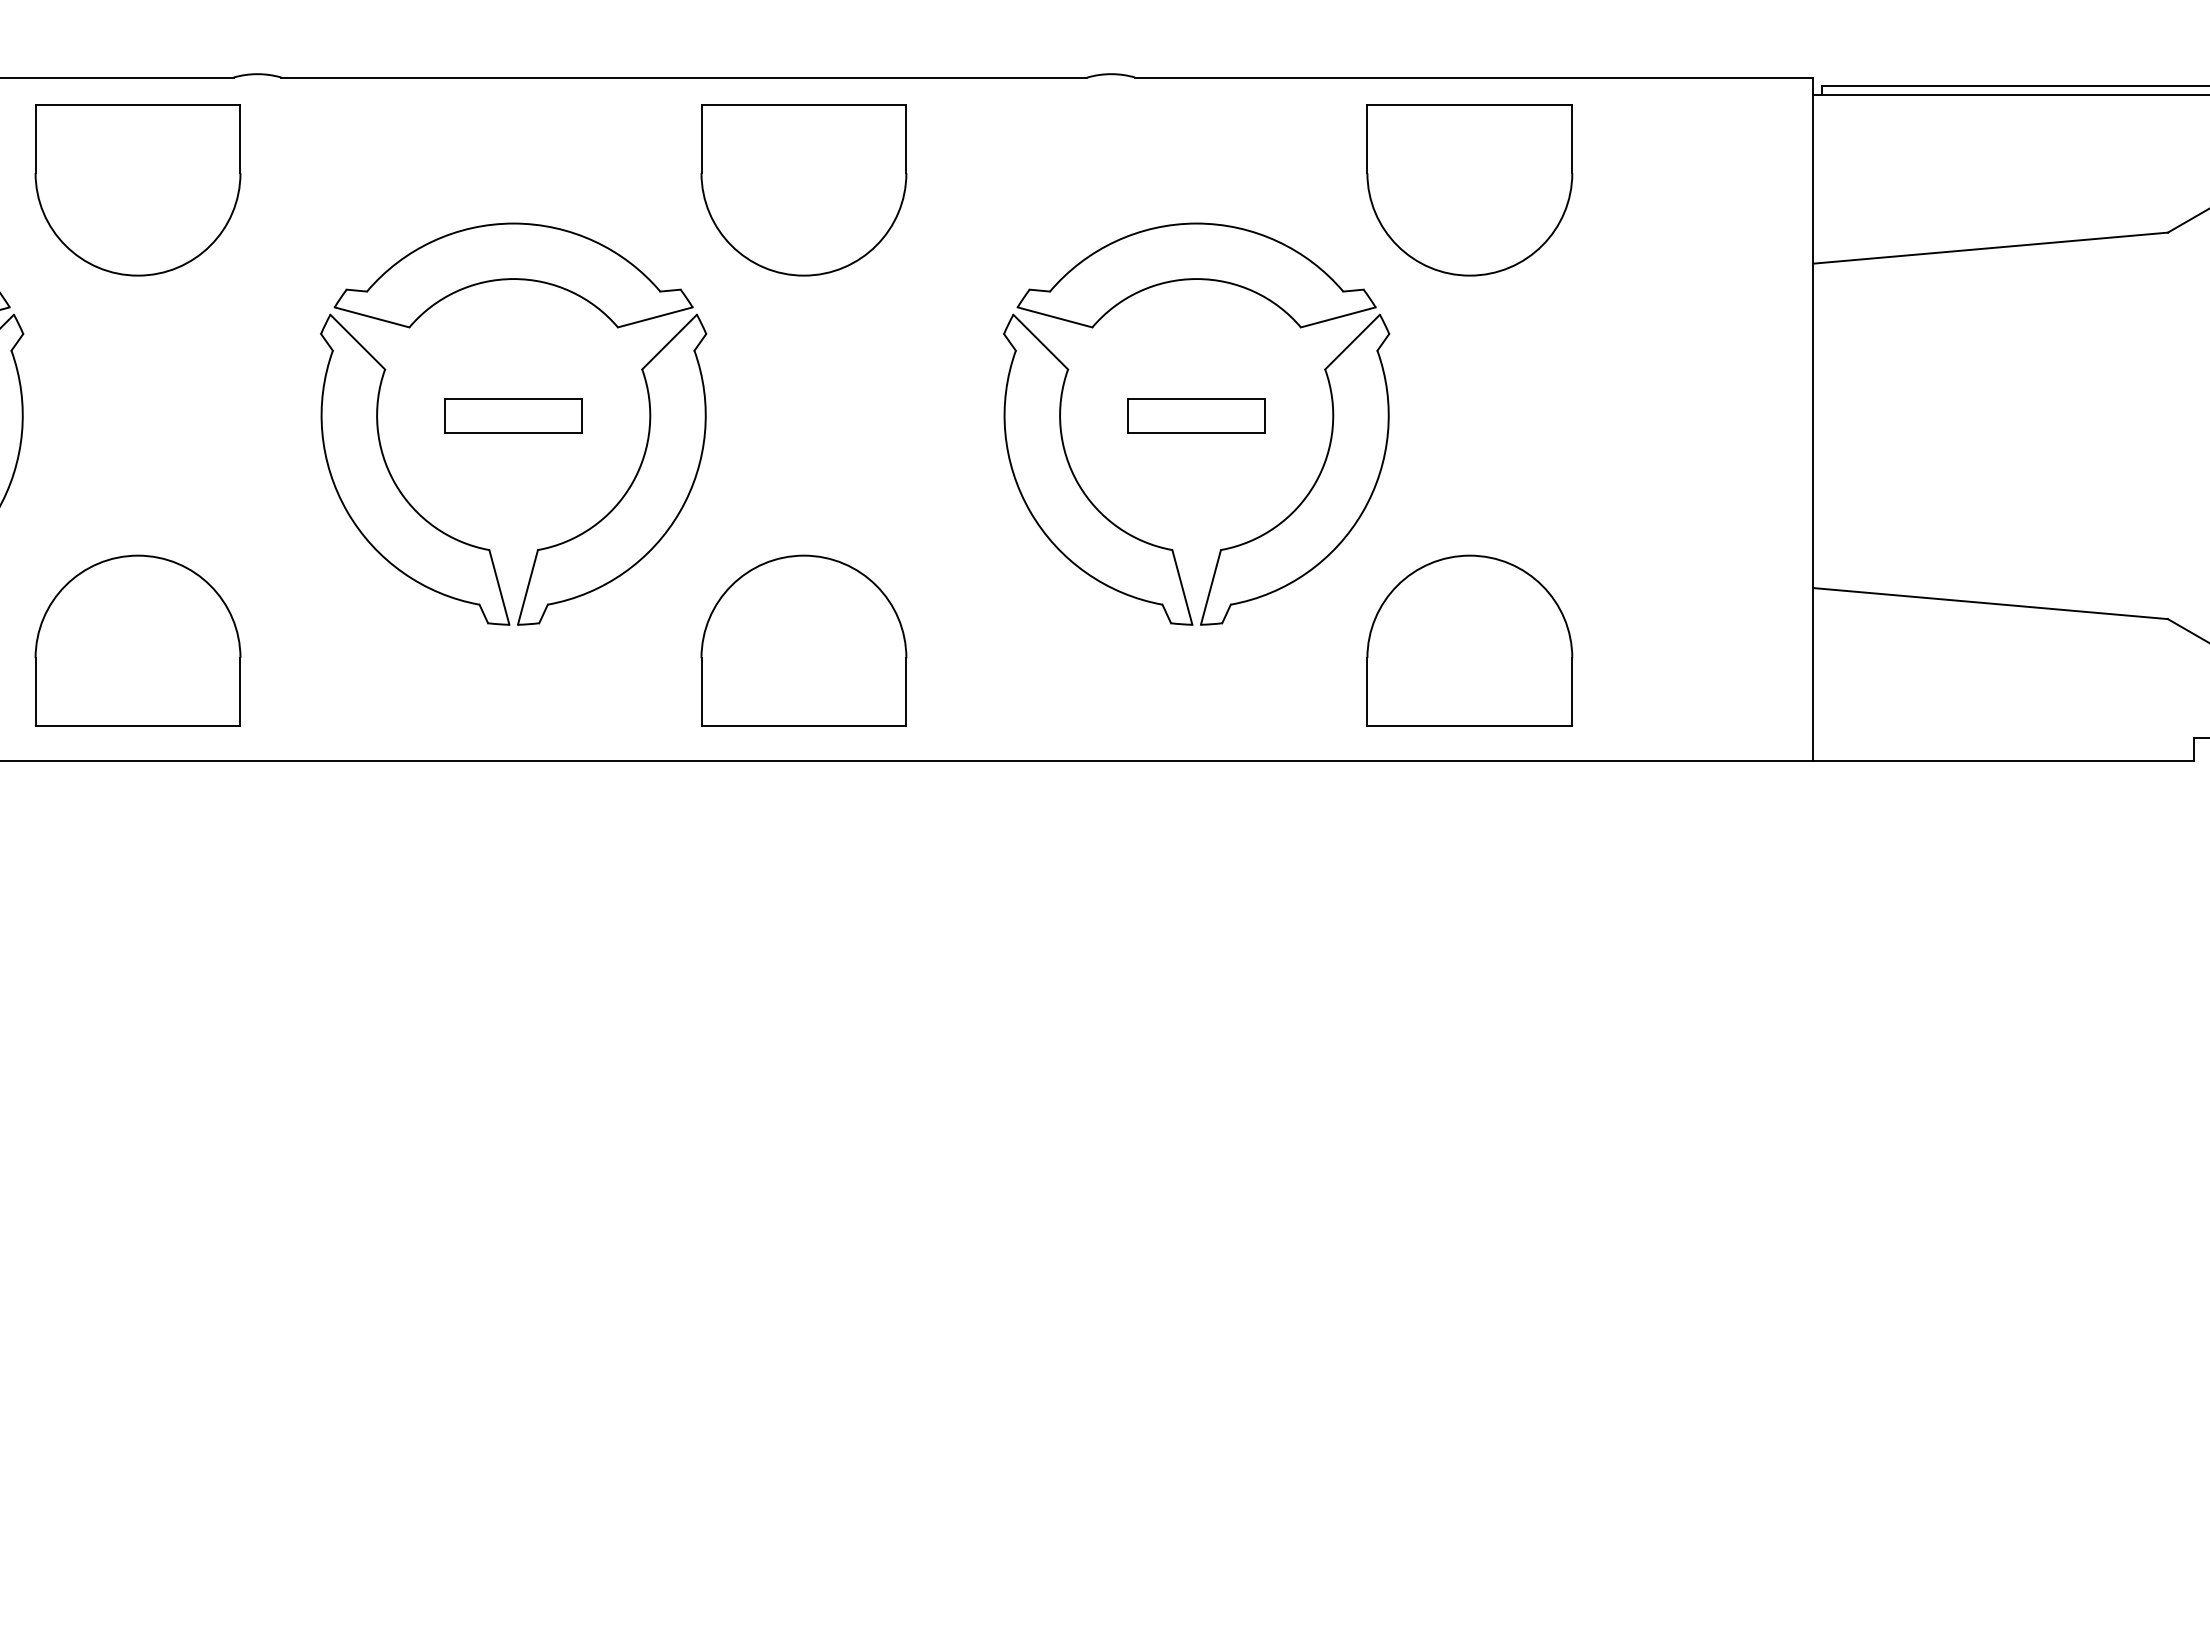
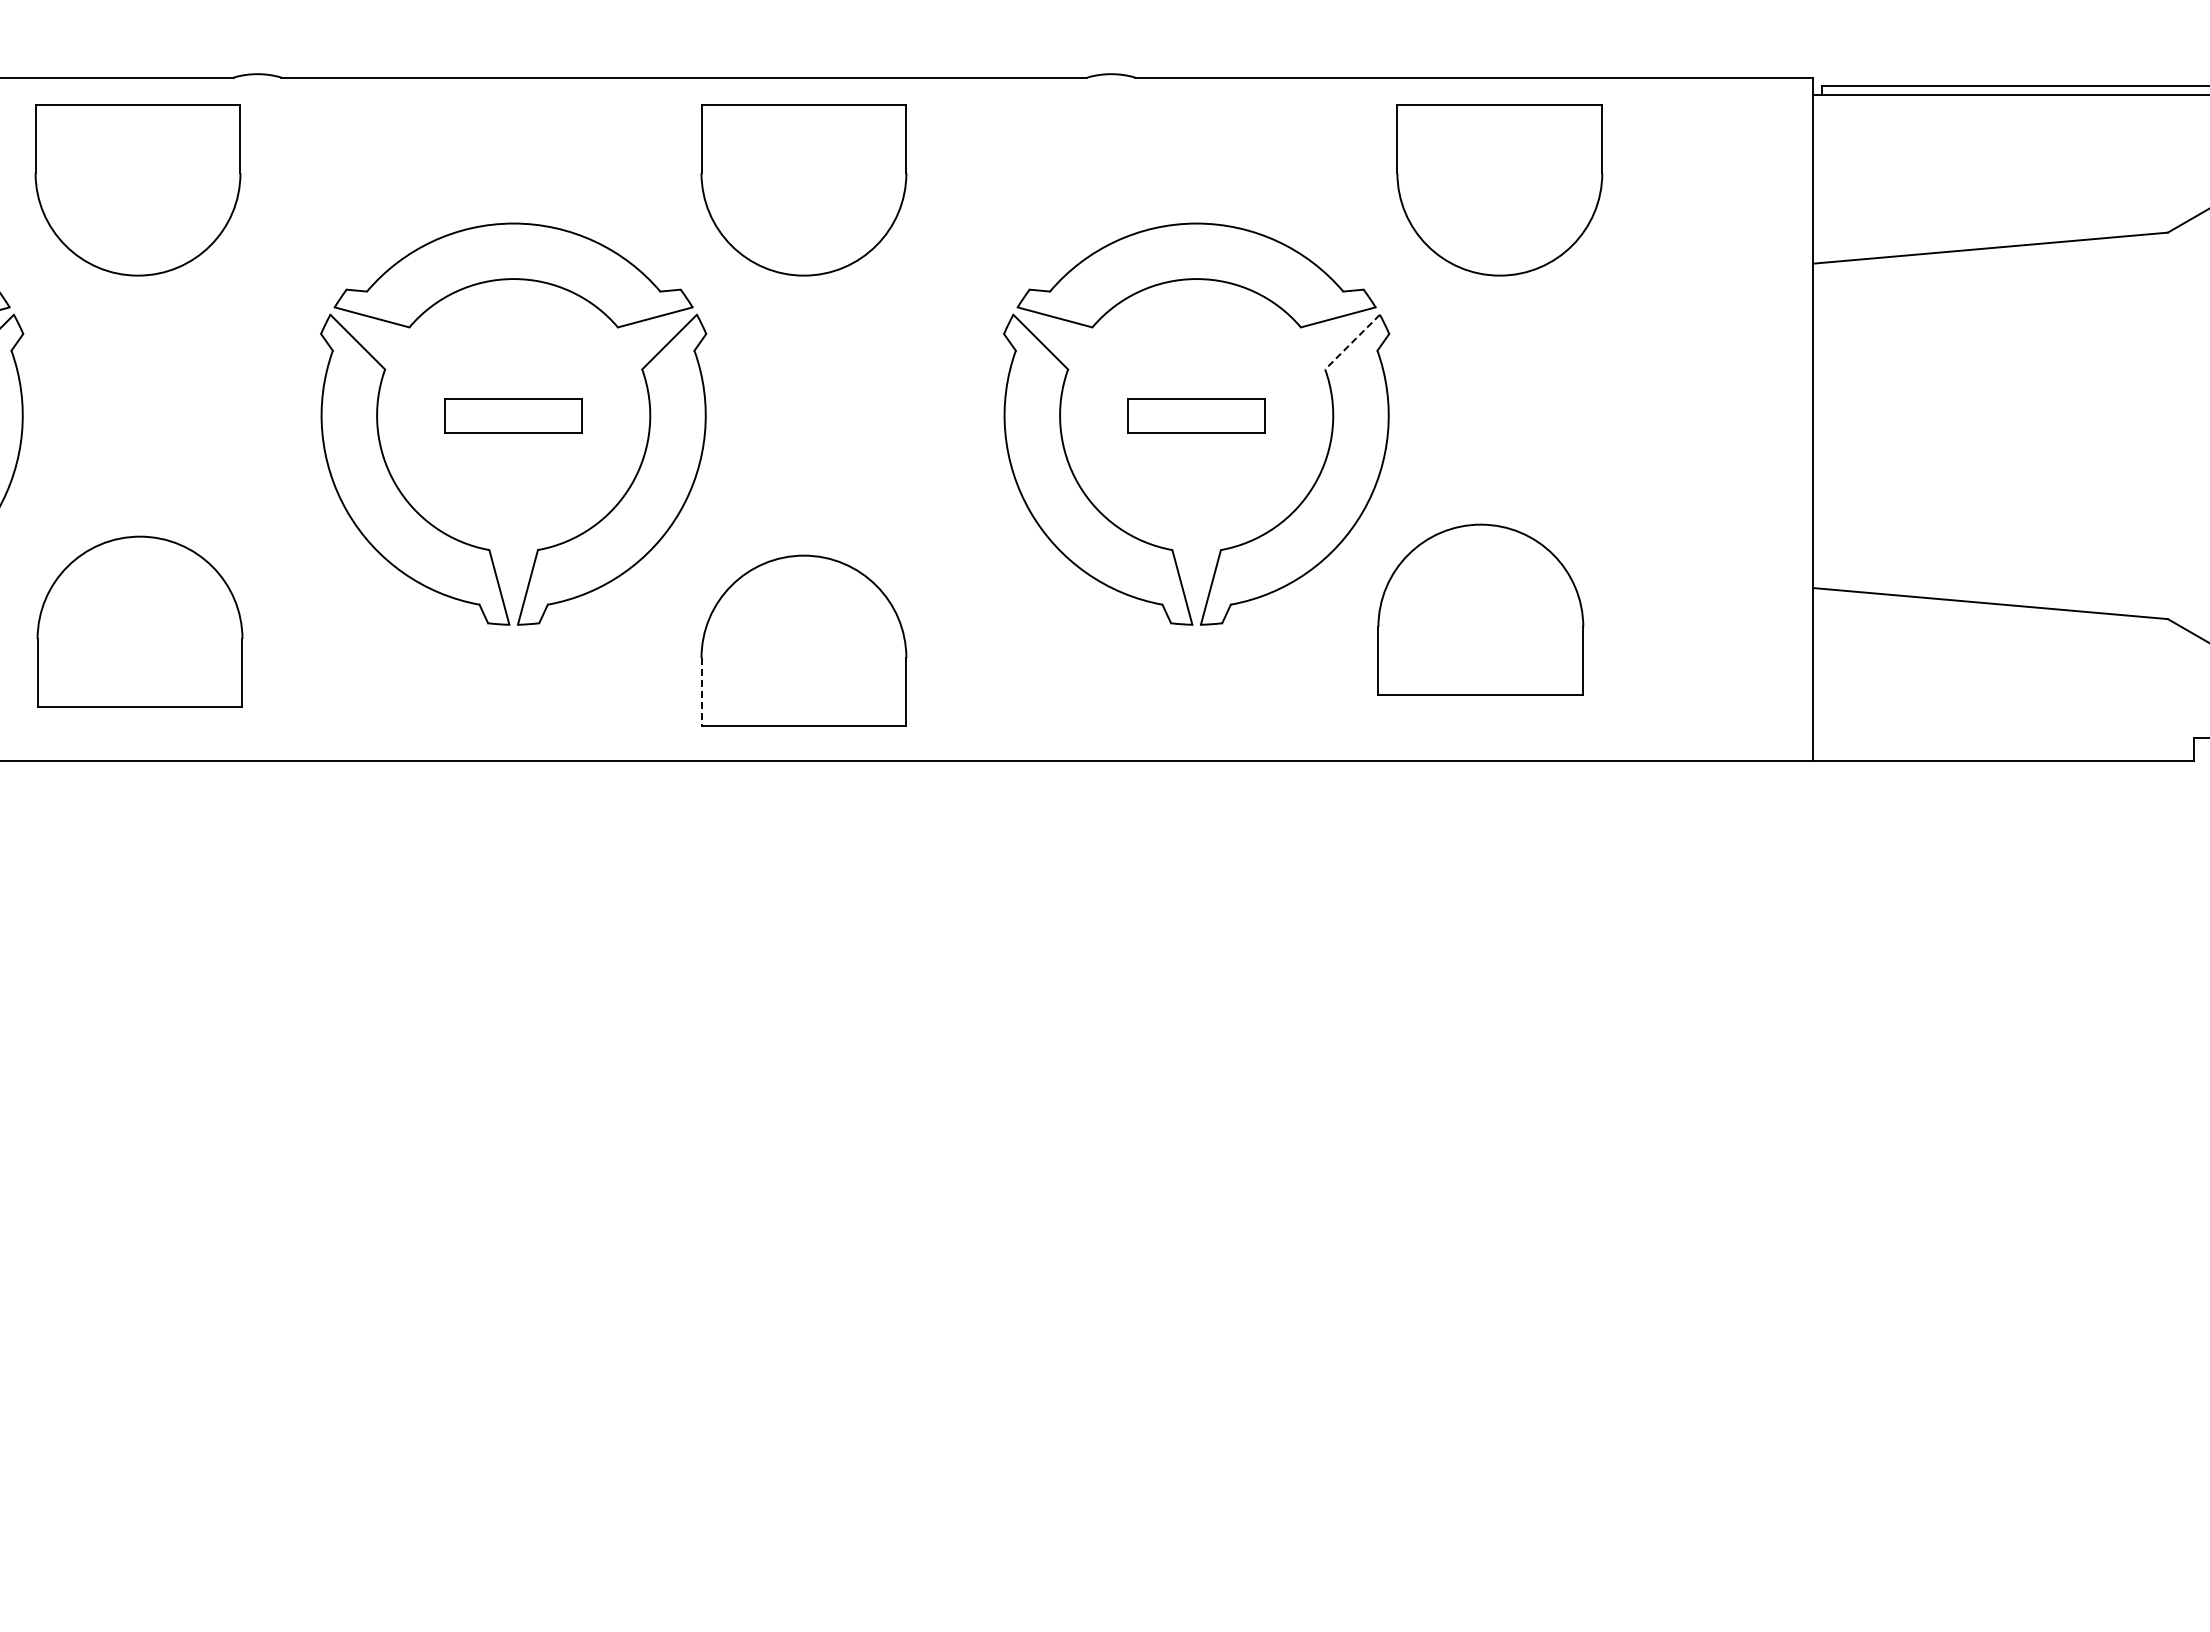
part position: (1469, 190) -> (1499, 190) (1499, 190)
line: solid -> dashed (1352, 342)
part position: (137, 640) -> (139, 621) (139, 621)
part position: (1469, 640) -> (1480, 609) (1480, 609)
line: solid -> dashed (701, 692)
